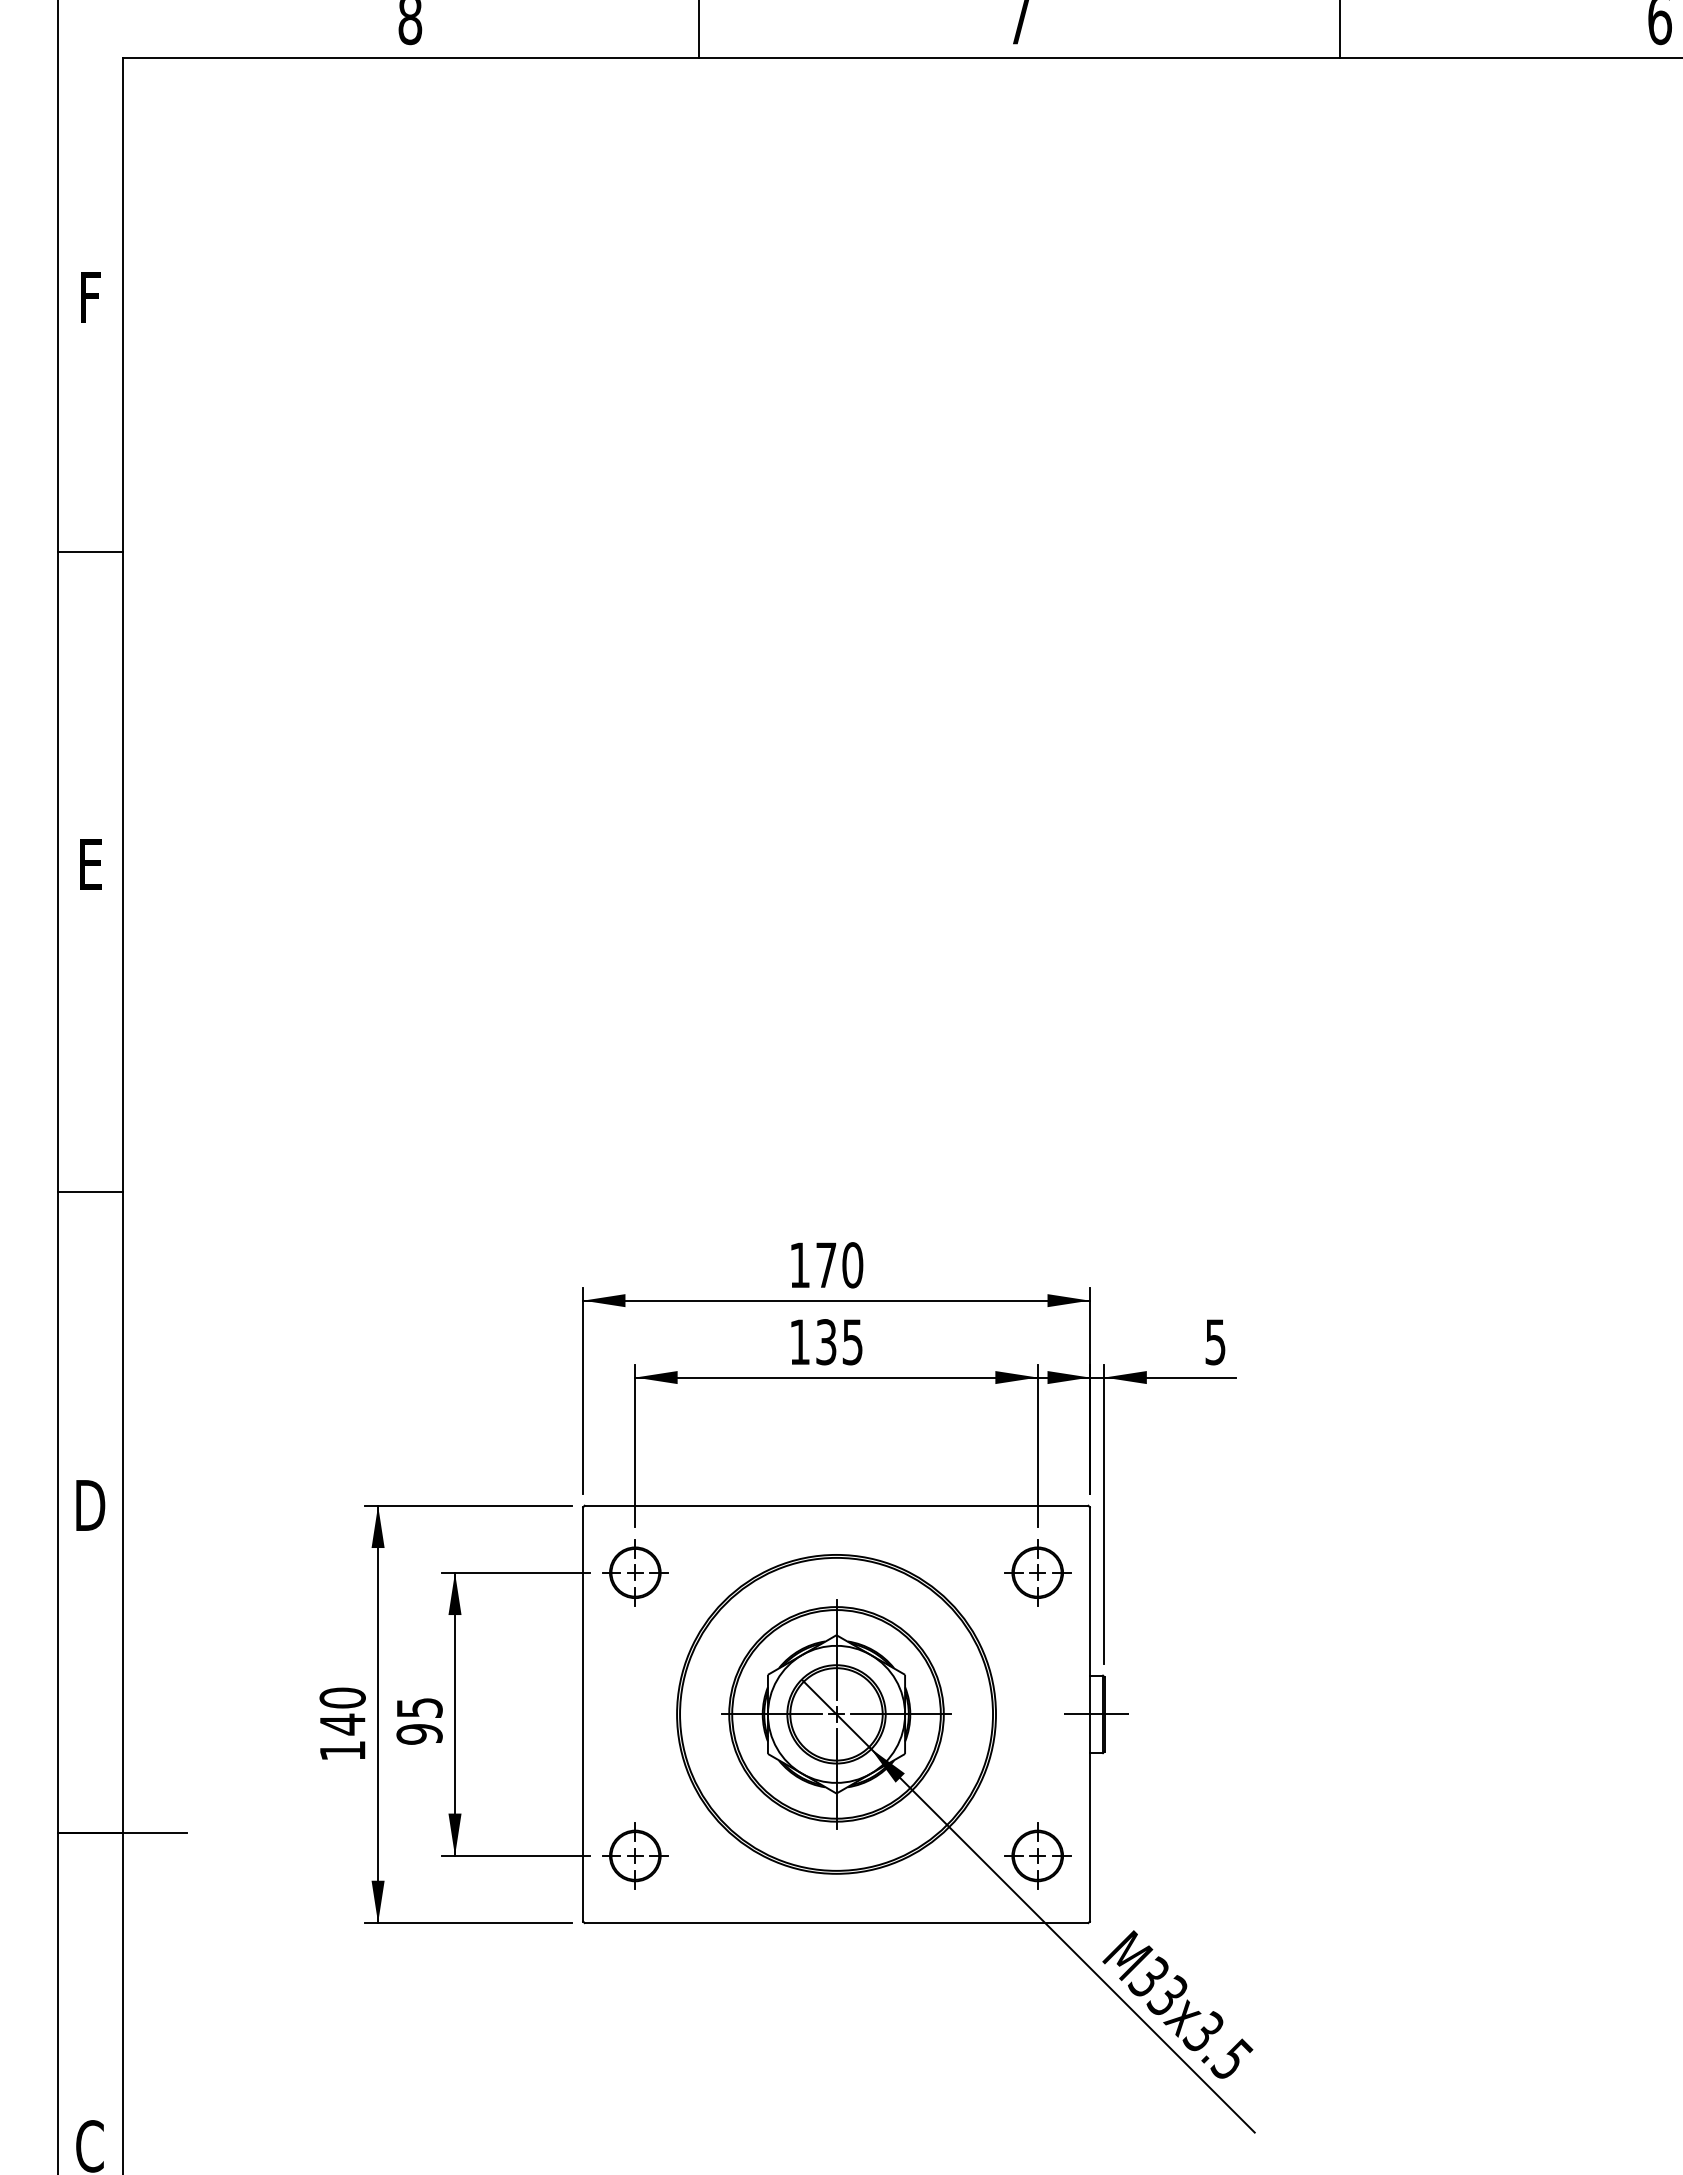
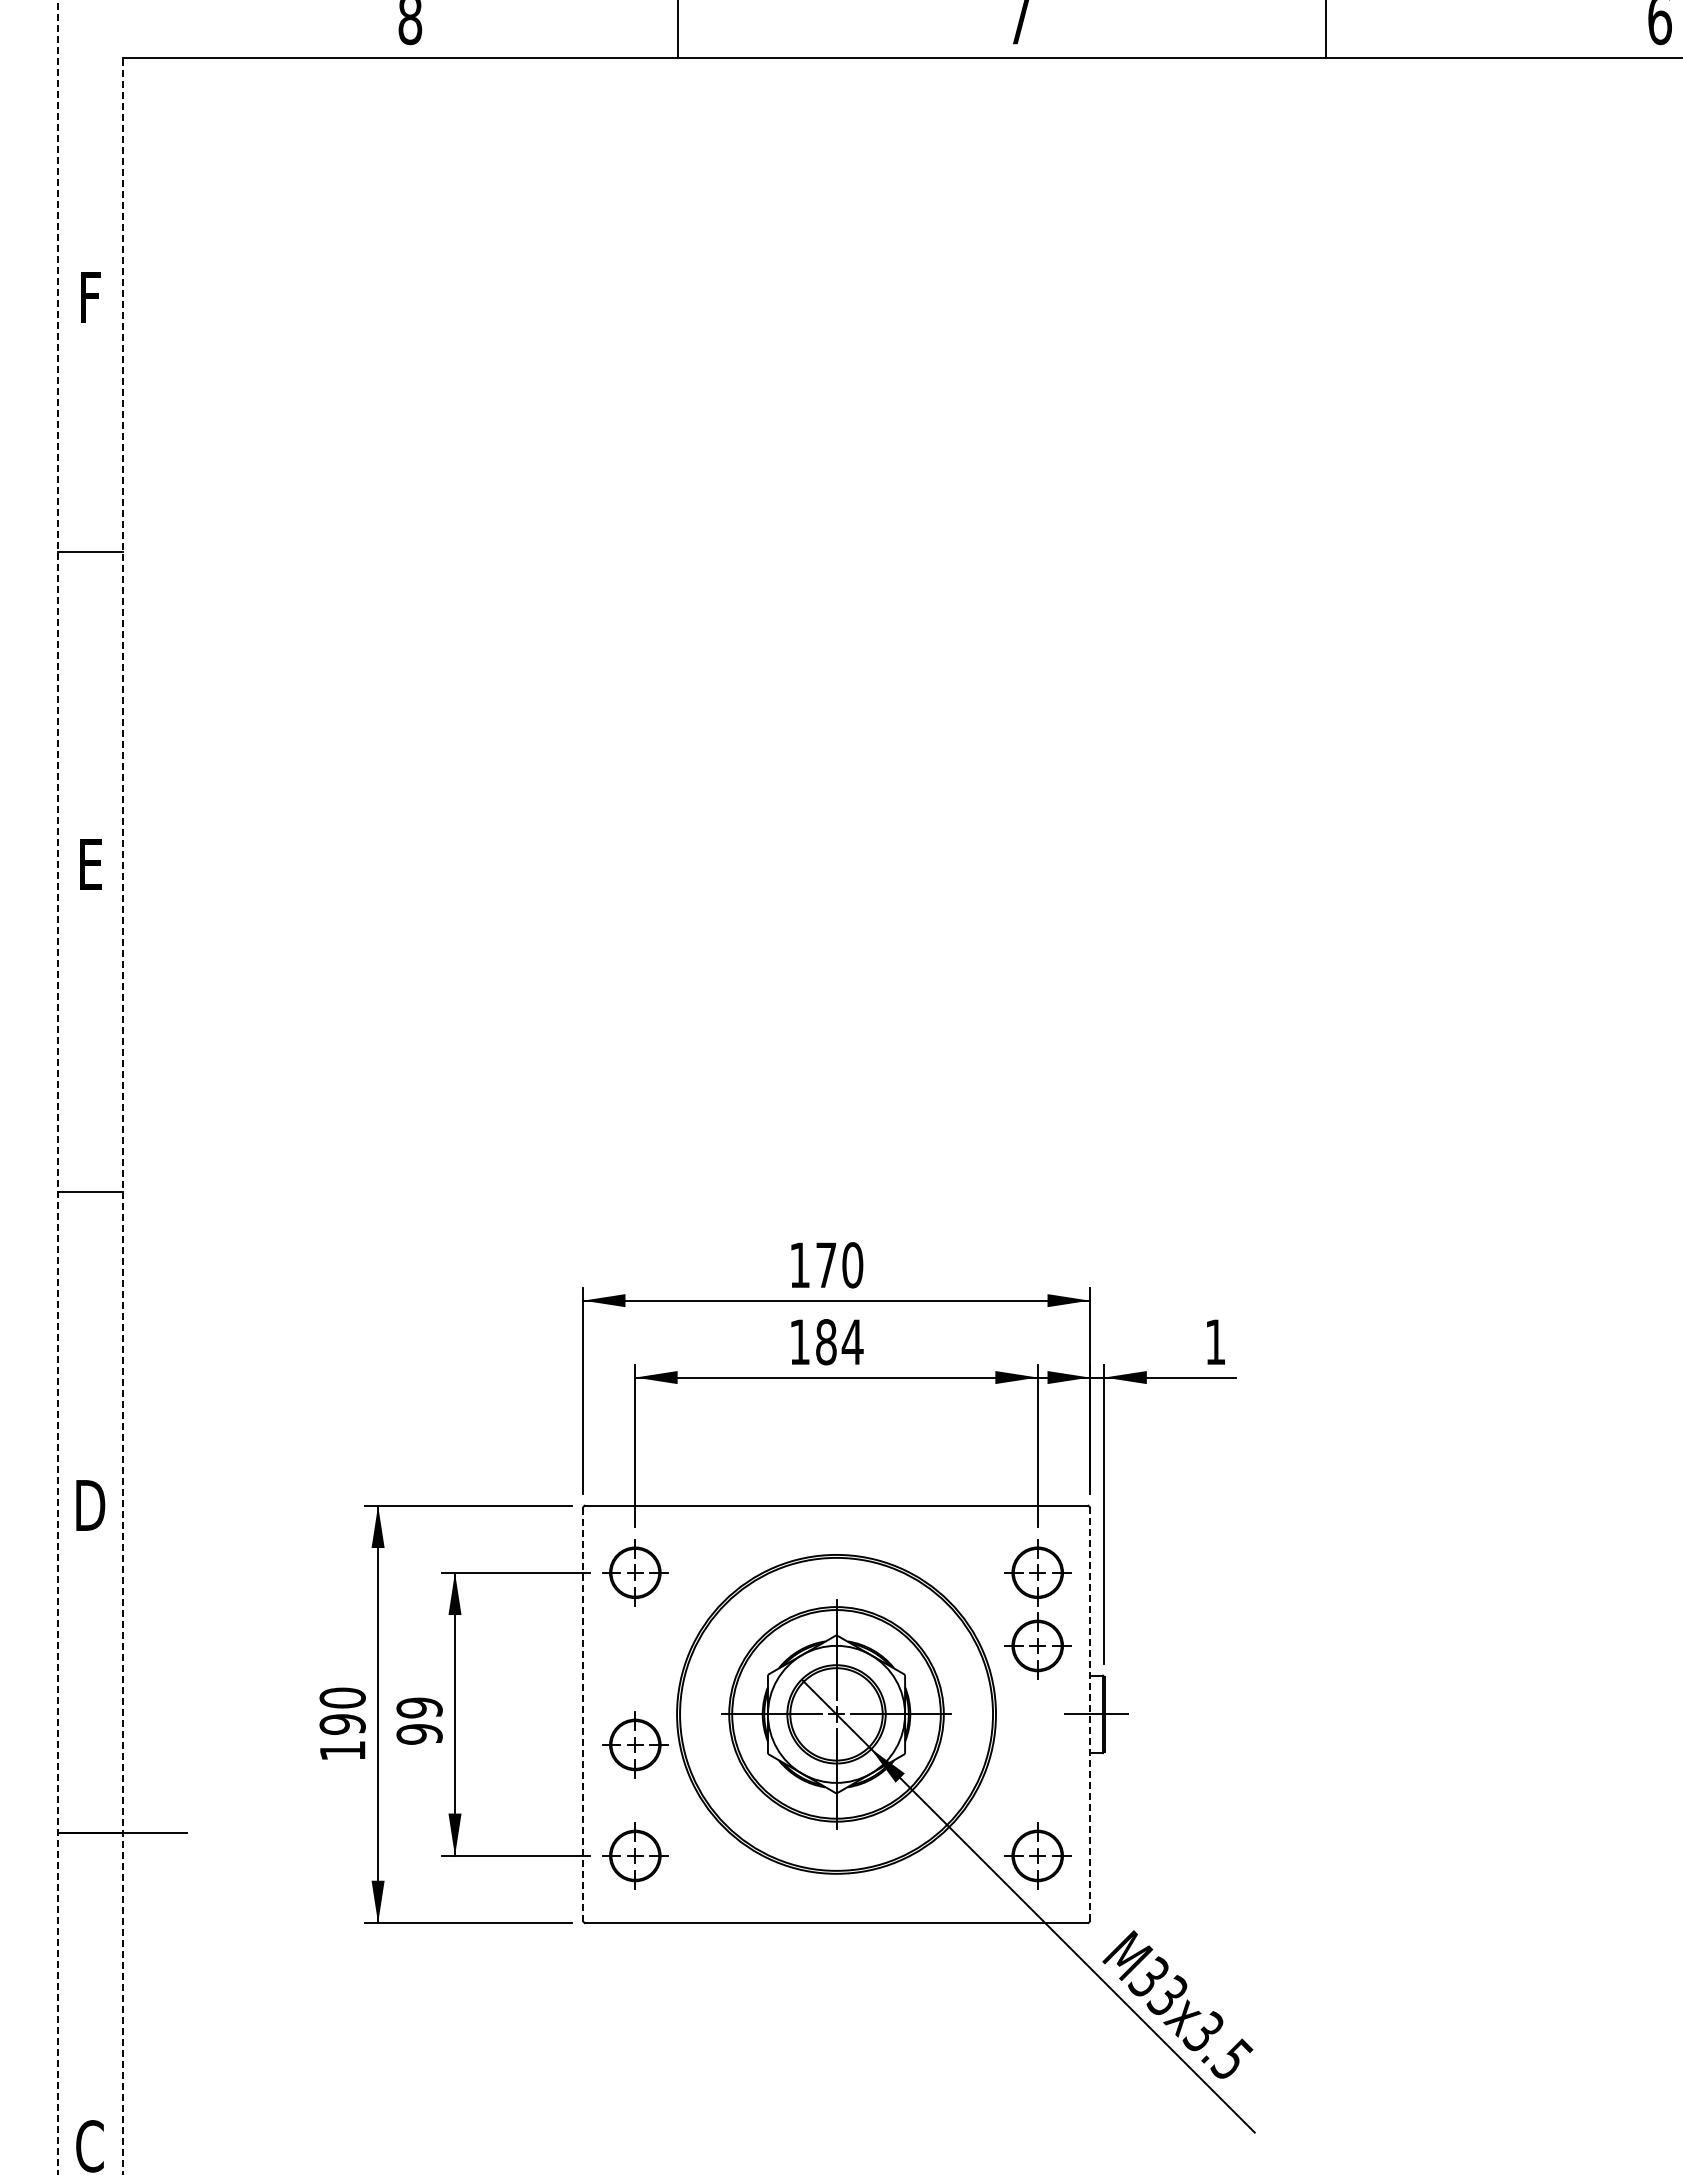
line position: (699, 30) -> (678, 30) (678, 30)
line position: (1340, 30) -> (1326, 30) (1326, 30)
line: solid -> dashed (58, 1086)
line: solid -> dashed (122, 1115)
text: 135 -> 184 (839, 1342)
text: 5 -> 1 (1215, 1342)
part: none -> present (1037, 1645)
text: 95 -> 99 (419, 1707)
line: solid -> dashed (583, 1713)
line: solid -> dashed (1089, 1714)
text: 140 -> 190 (342, 1724)
part: none -> present (635, 1744)
